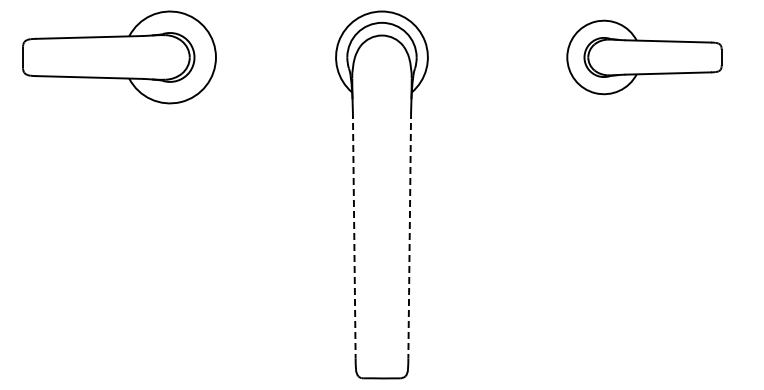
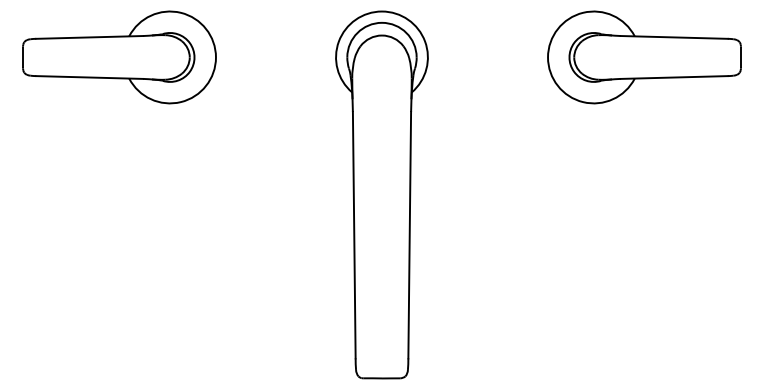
part size: 157x77 px -> 195x95 px (644, 57)
line: dashed -> solid (354, 235)
line: dashed -> solid (409, 235)
